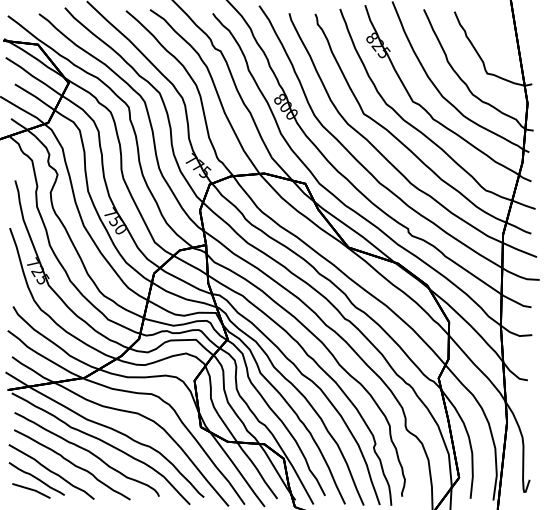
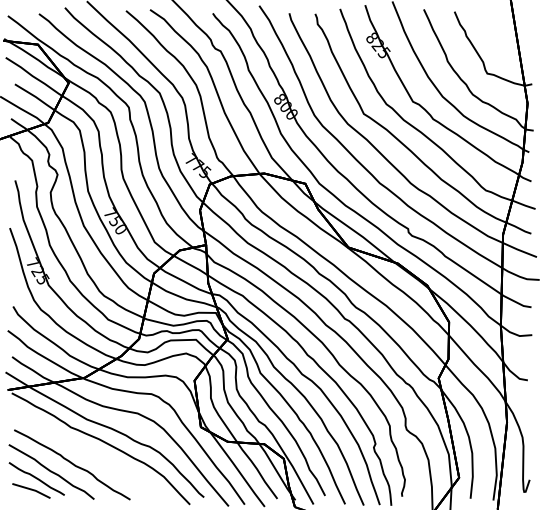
part: present -> none (86, 454)
